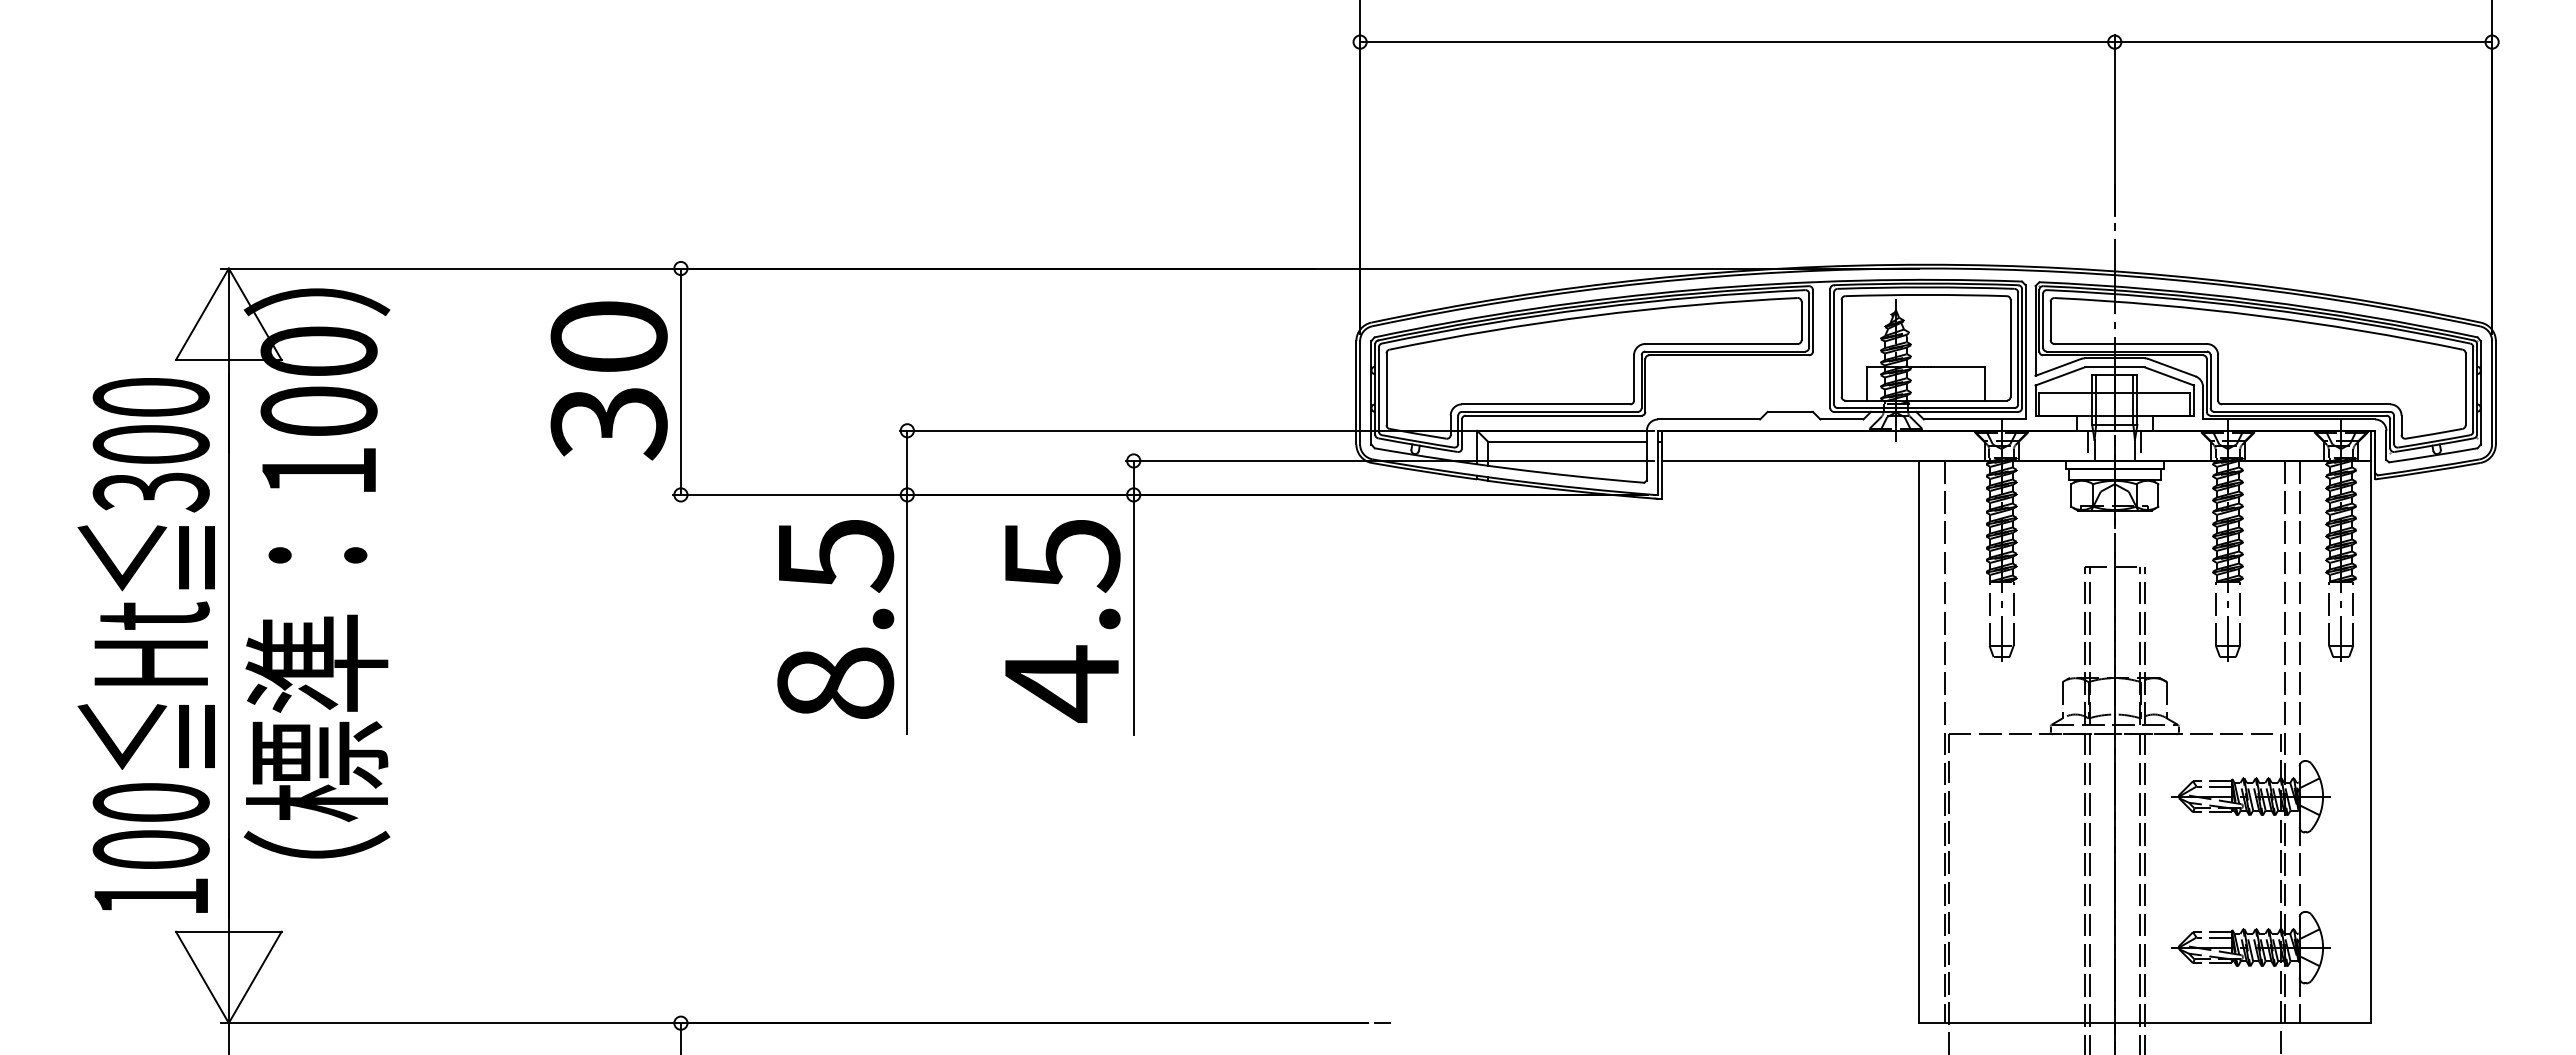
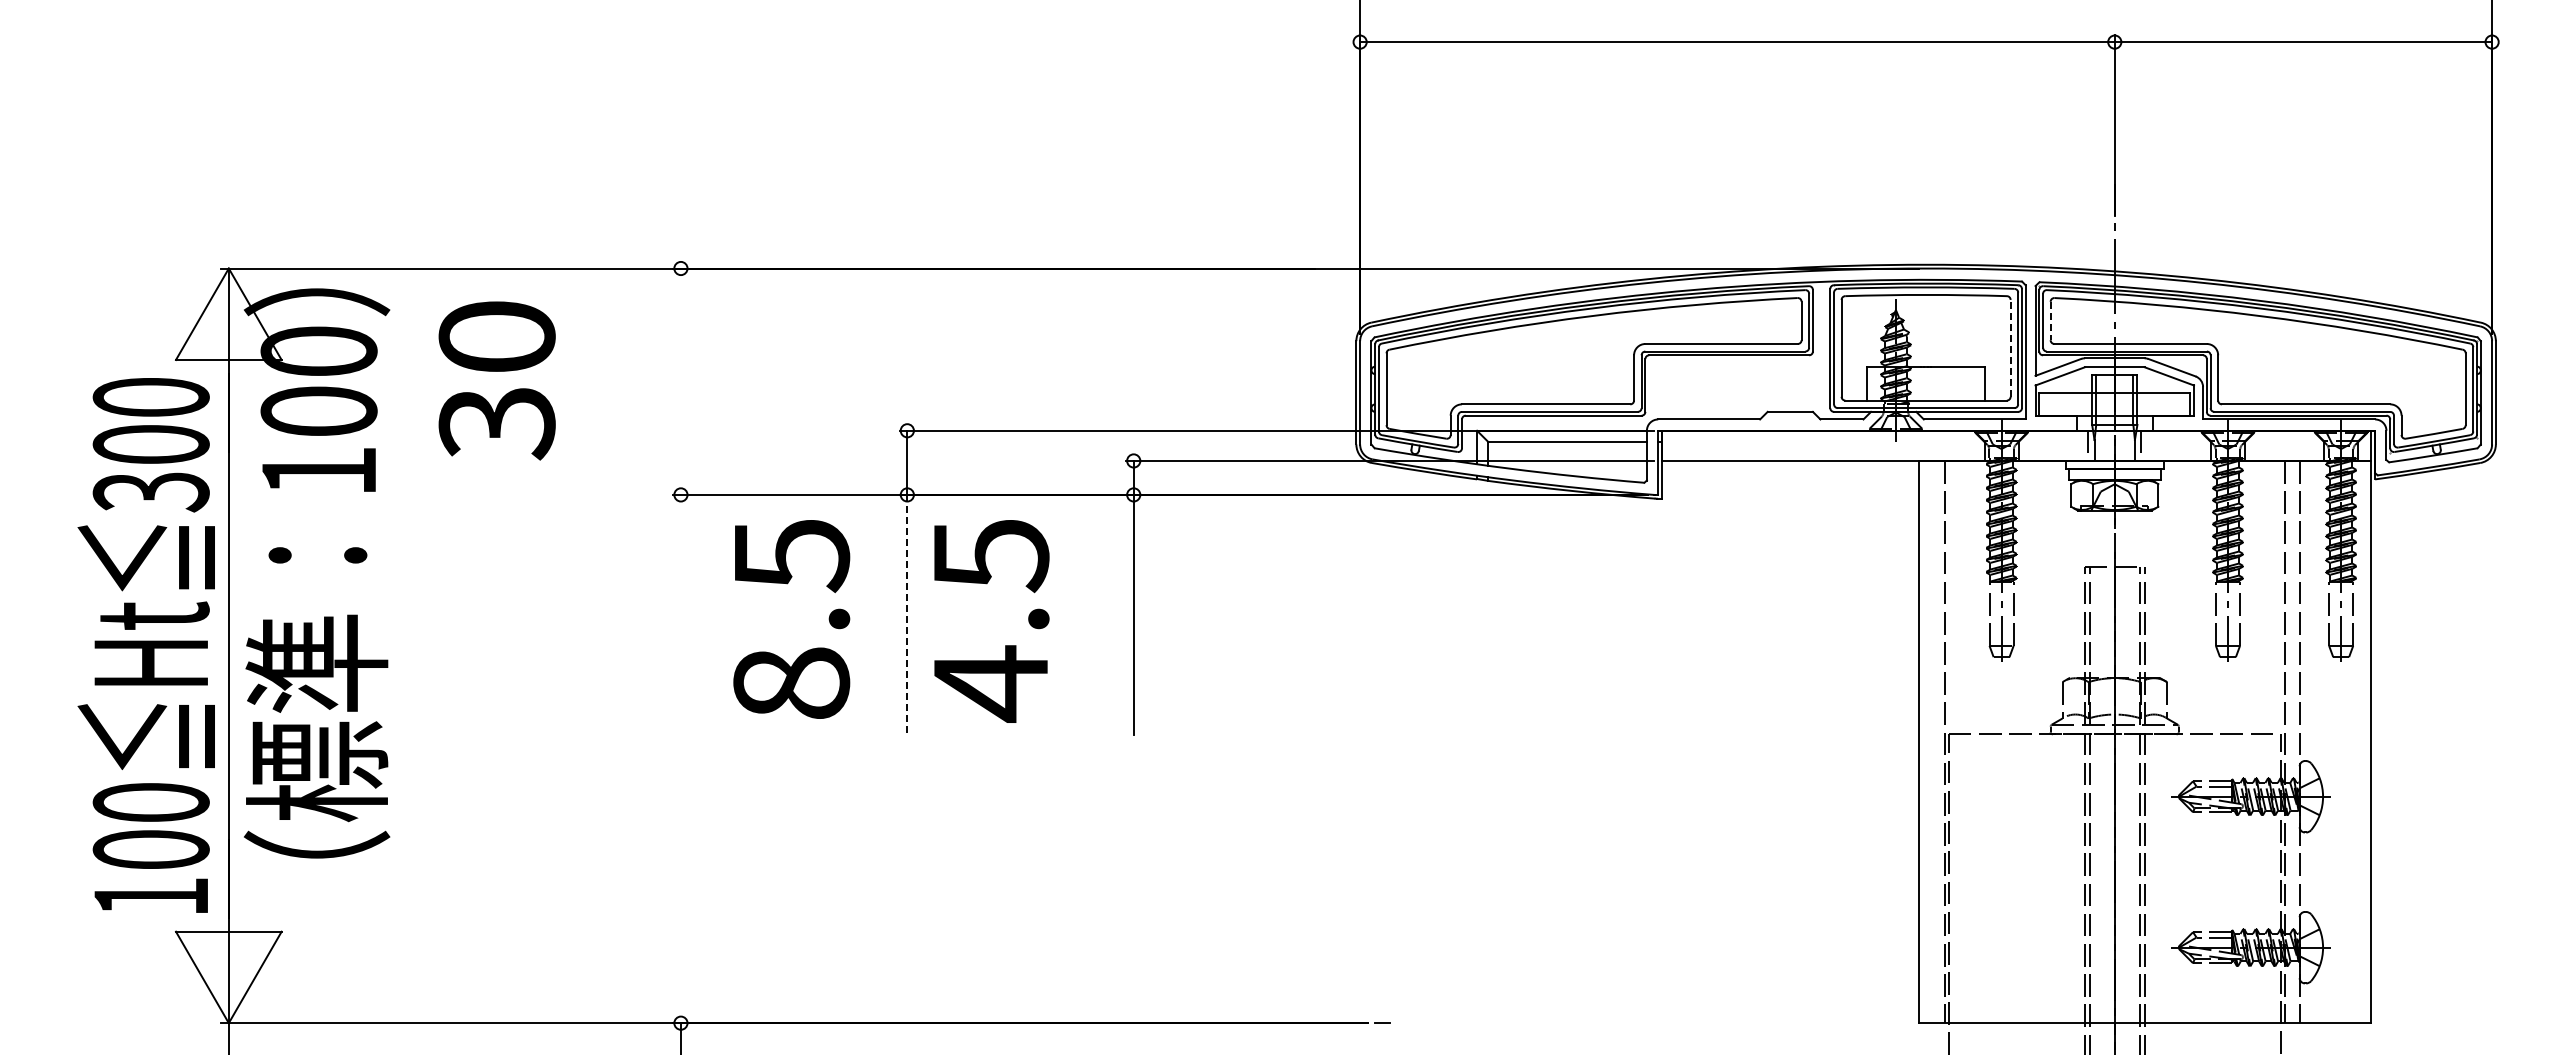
line: solid -> dashed (2050, 321)
line: solid -> dashed (2010, 347)
text position: (608, 380) -> (496, 380) (496, 380)
line: present -> none (680, 381)
line: solid -> dashed (907, 614)
text position: (835, 619) -> (791, 619) (791, 619)
text position: (1062, 621) -> (991, 621) (991, 621)
